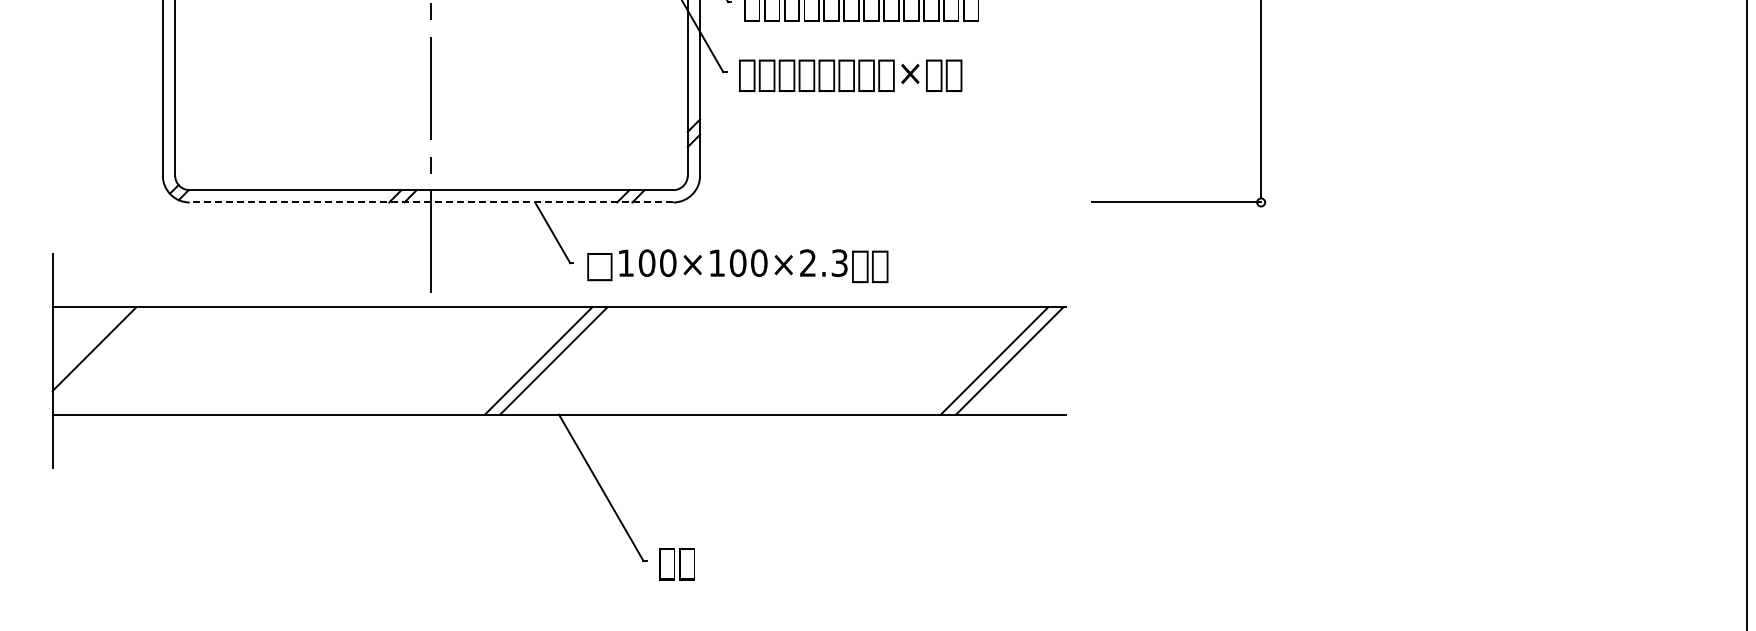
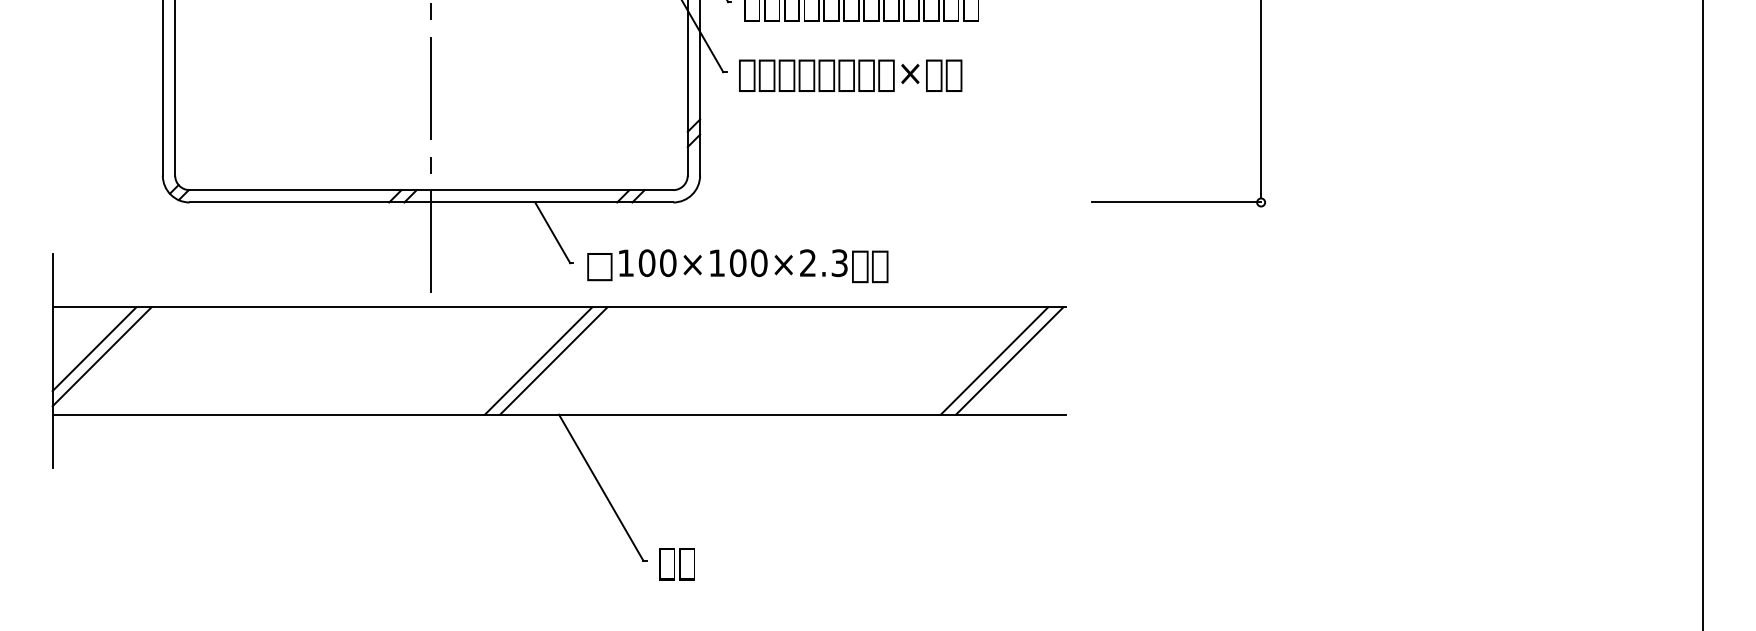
line: dashed -> solid (431, 202)
line position: (1747, 314) -> (1703, 314) (1703, 314)
line: none -> present (101, 356)
